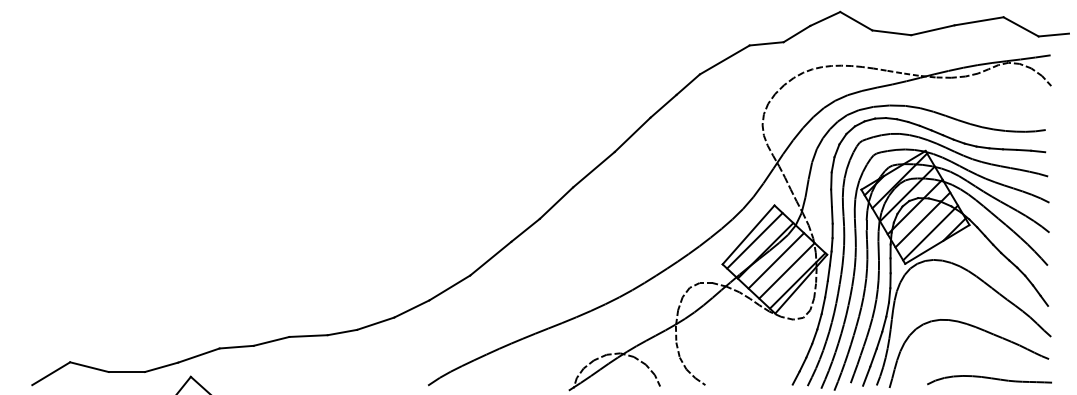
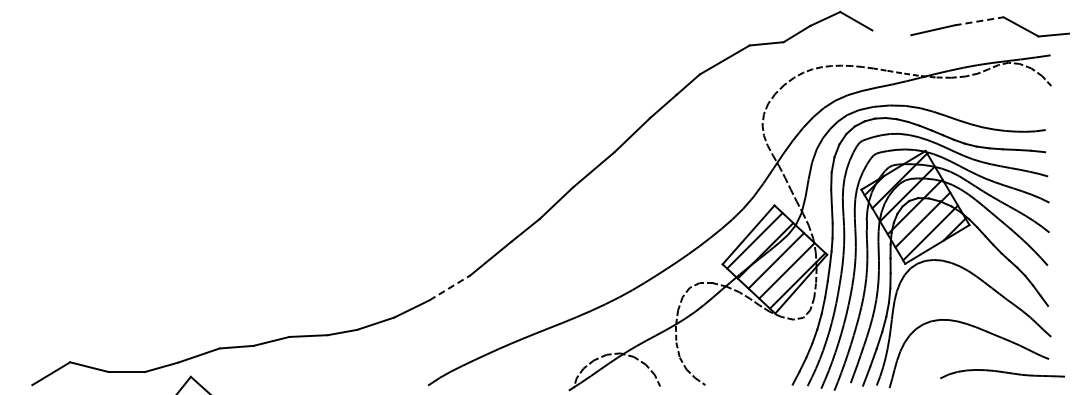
line: solid -> dashed (979, 21)
line: present -> none (891, 32)
line: solid -> dashed (449, 287)
part position: (989, 380) -> (1002, 374) (1002, 374)
